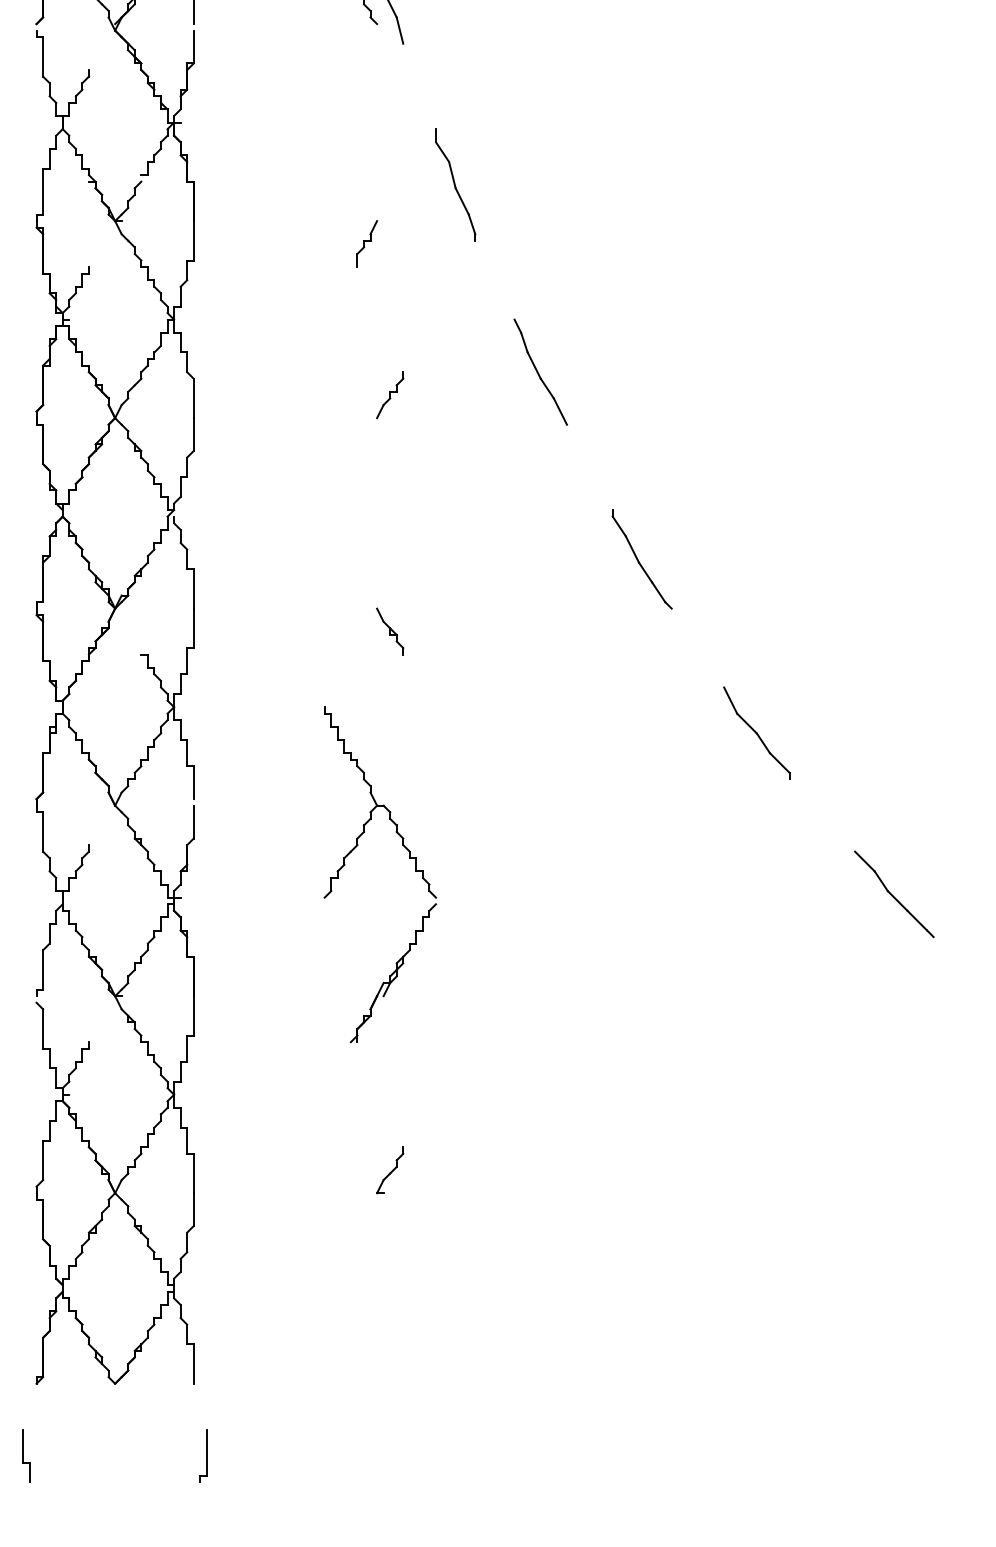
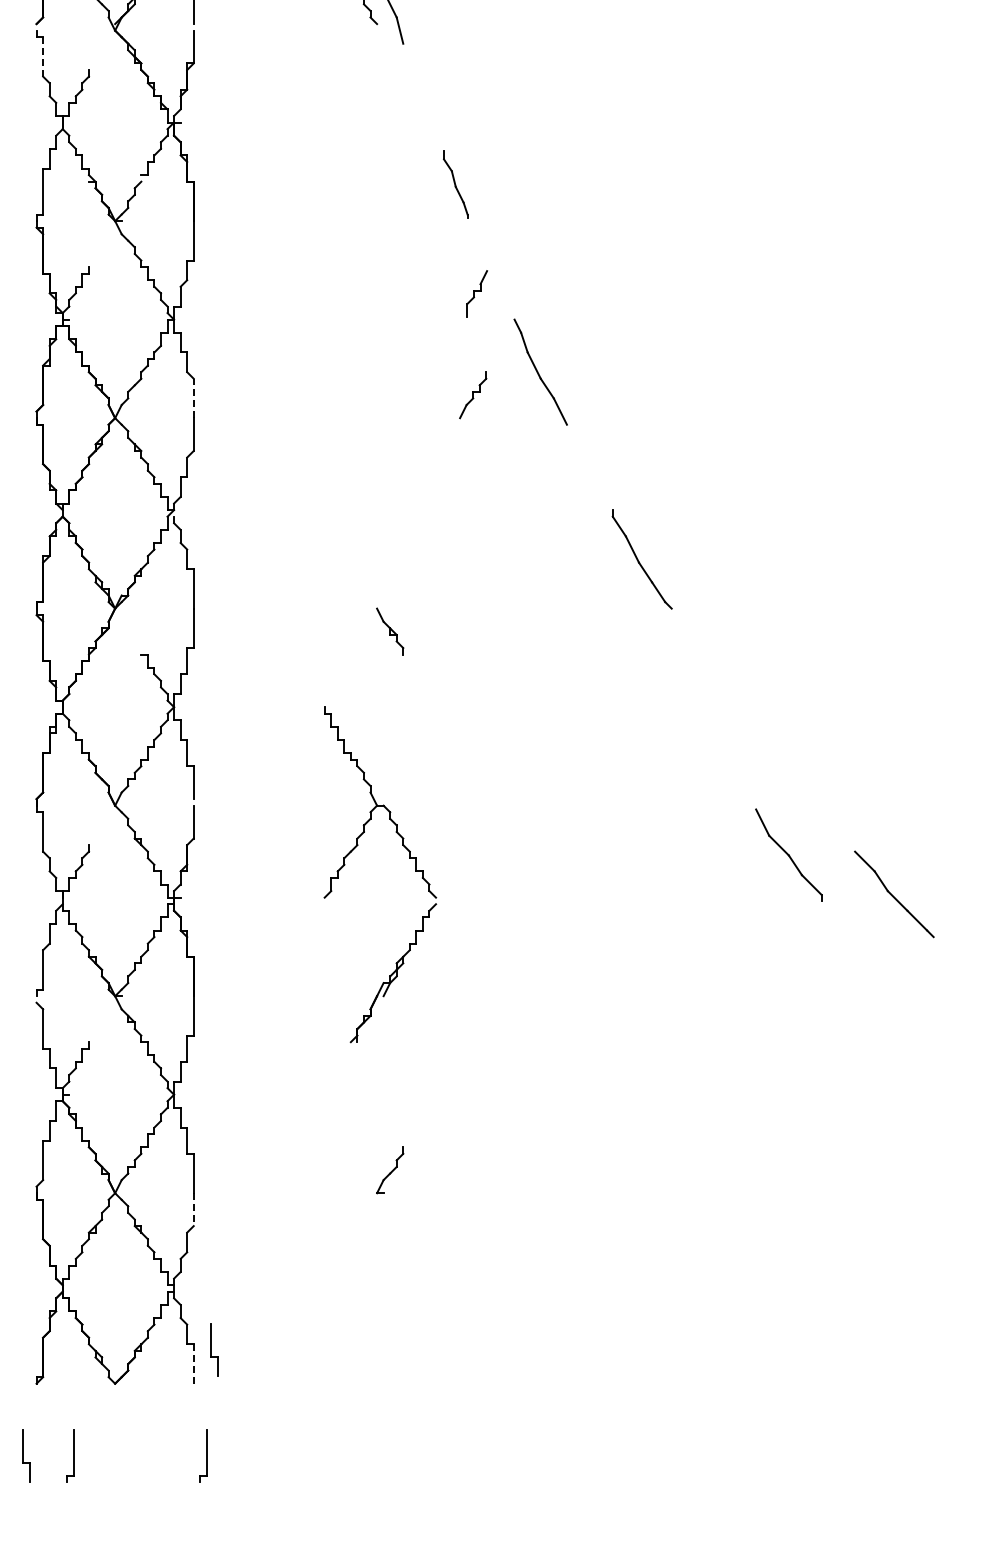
line: solid -> dashed (43, 56)
part size: 42x114 px -> 26x69 px (455, 184)
part position: (367, 243) -> (477, 293) (477, 293)
part position: (390, 395) -> (473, 395) (473, 395)
line: solid -> dashed (193, 398)
part position: (756, 732) -> (788, 854) (788, 854)
line: solid -> dashed (193, 1210)
part: none -> present (214, 1349)
line: solid -> dashed (193, 1364)
part: none -> present (70, 1455)
